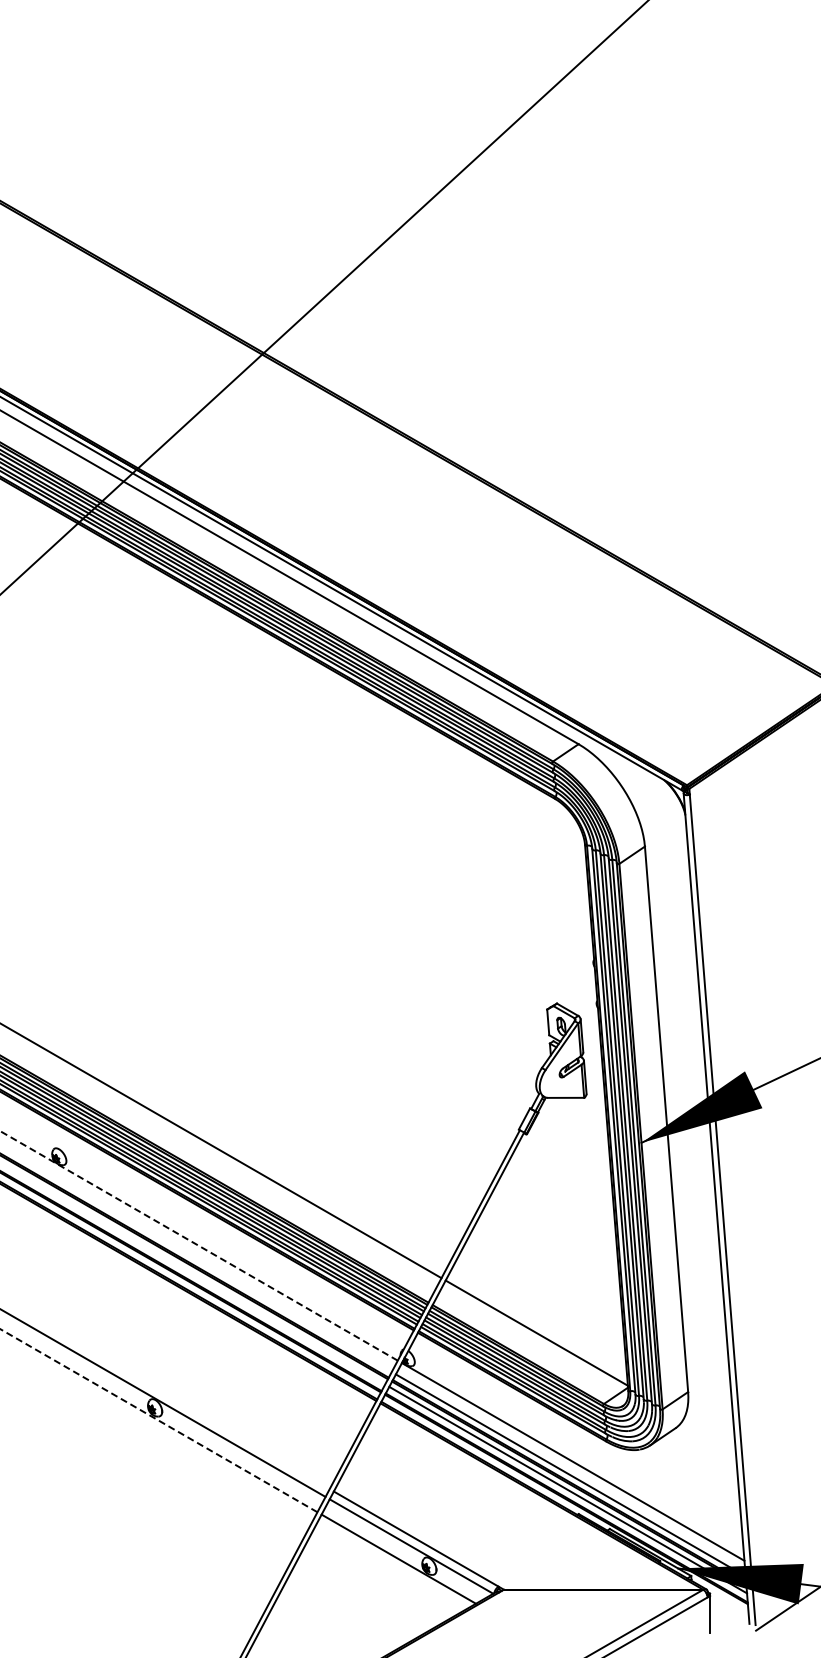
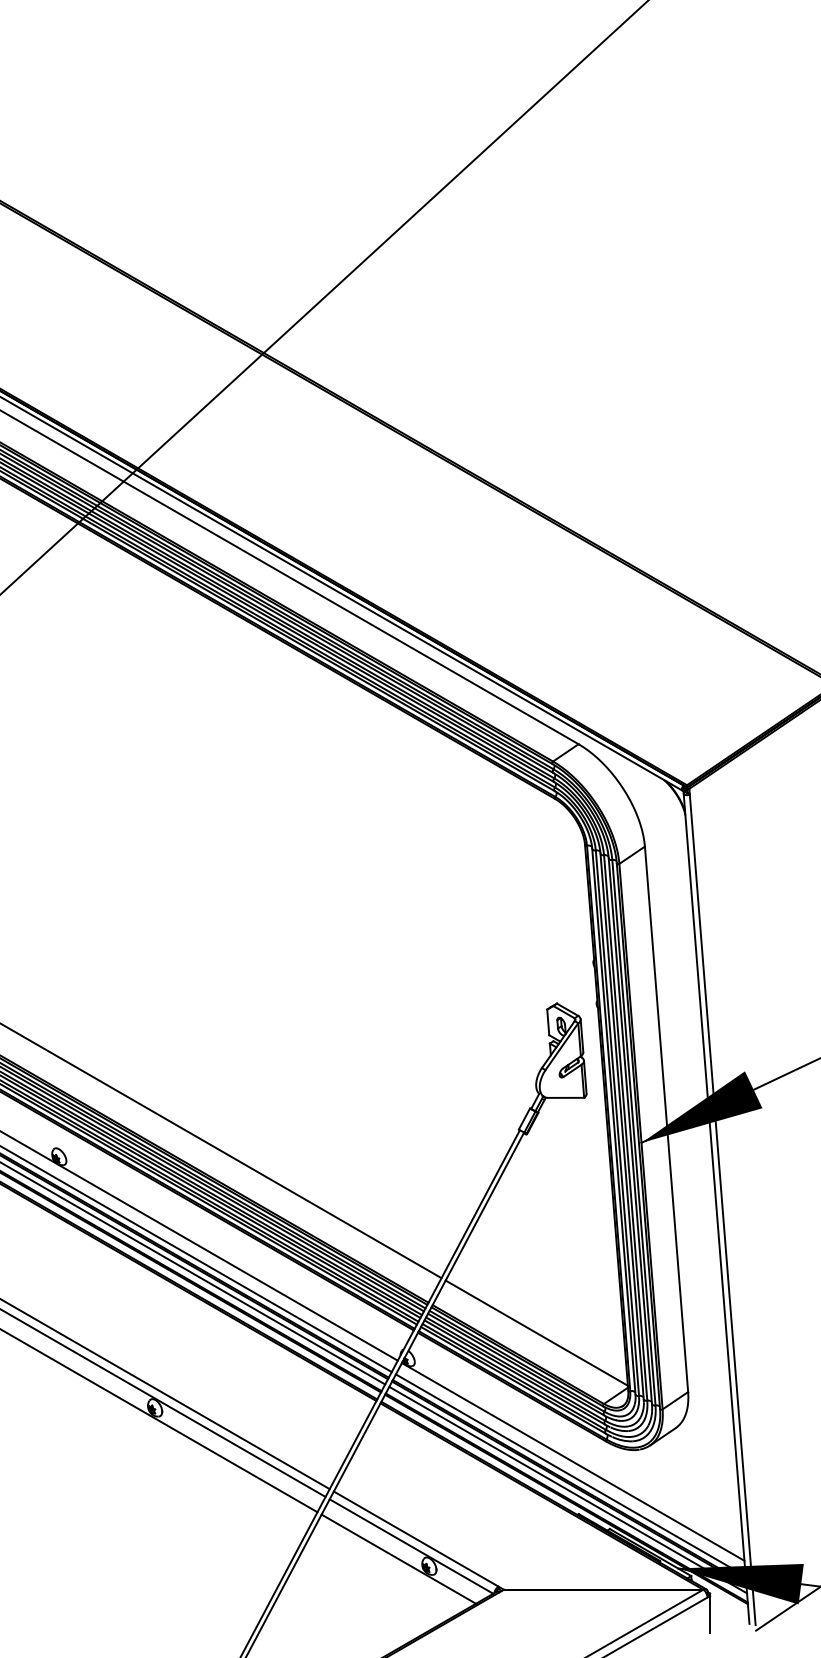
line: dashed -> solid (198, 1245)
line: none -> present (196, 1259)
line: none -> present (193, 1273)
line: none -> present (165, 1394)
line: dashed -> solid (159, 1420)
